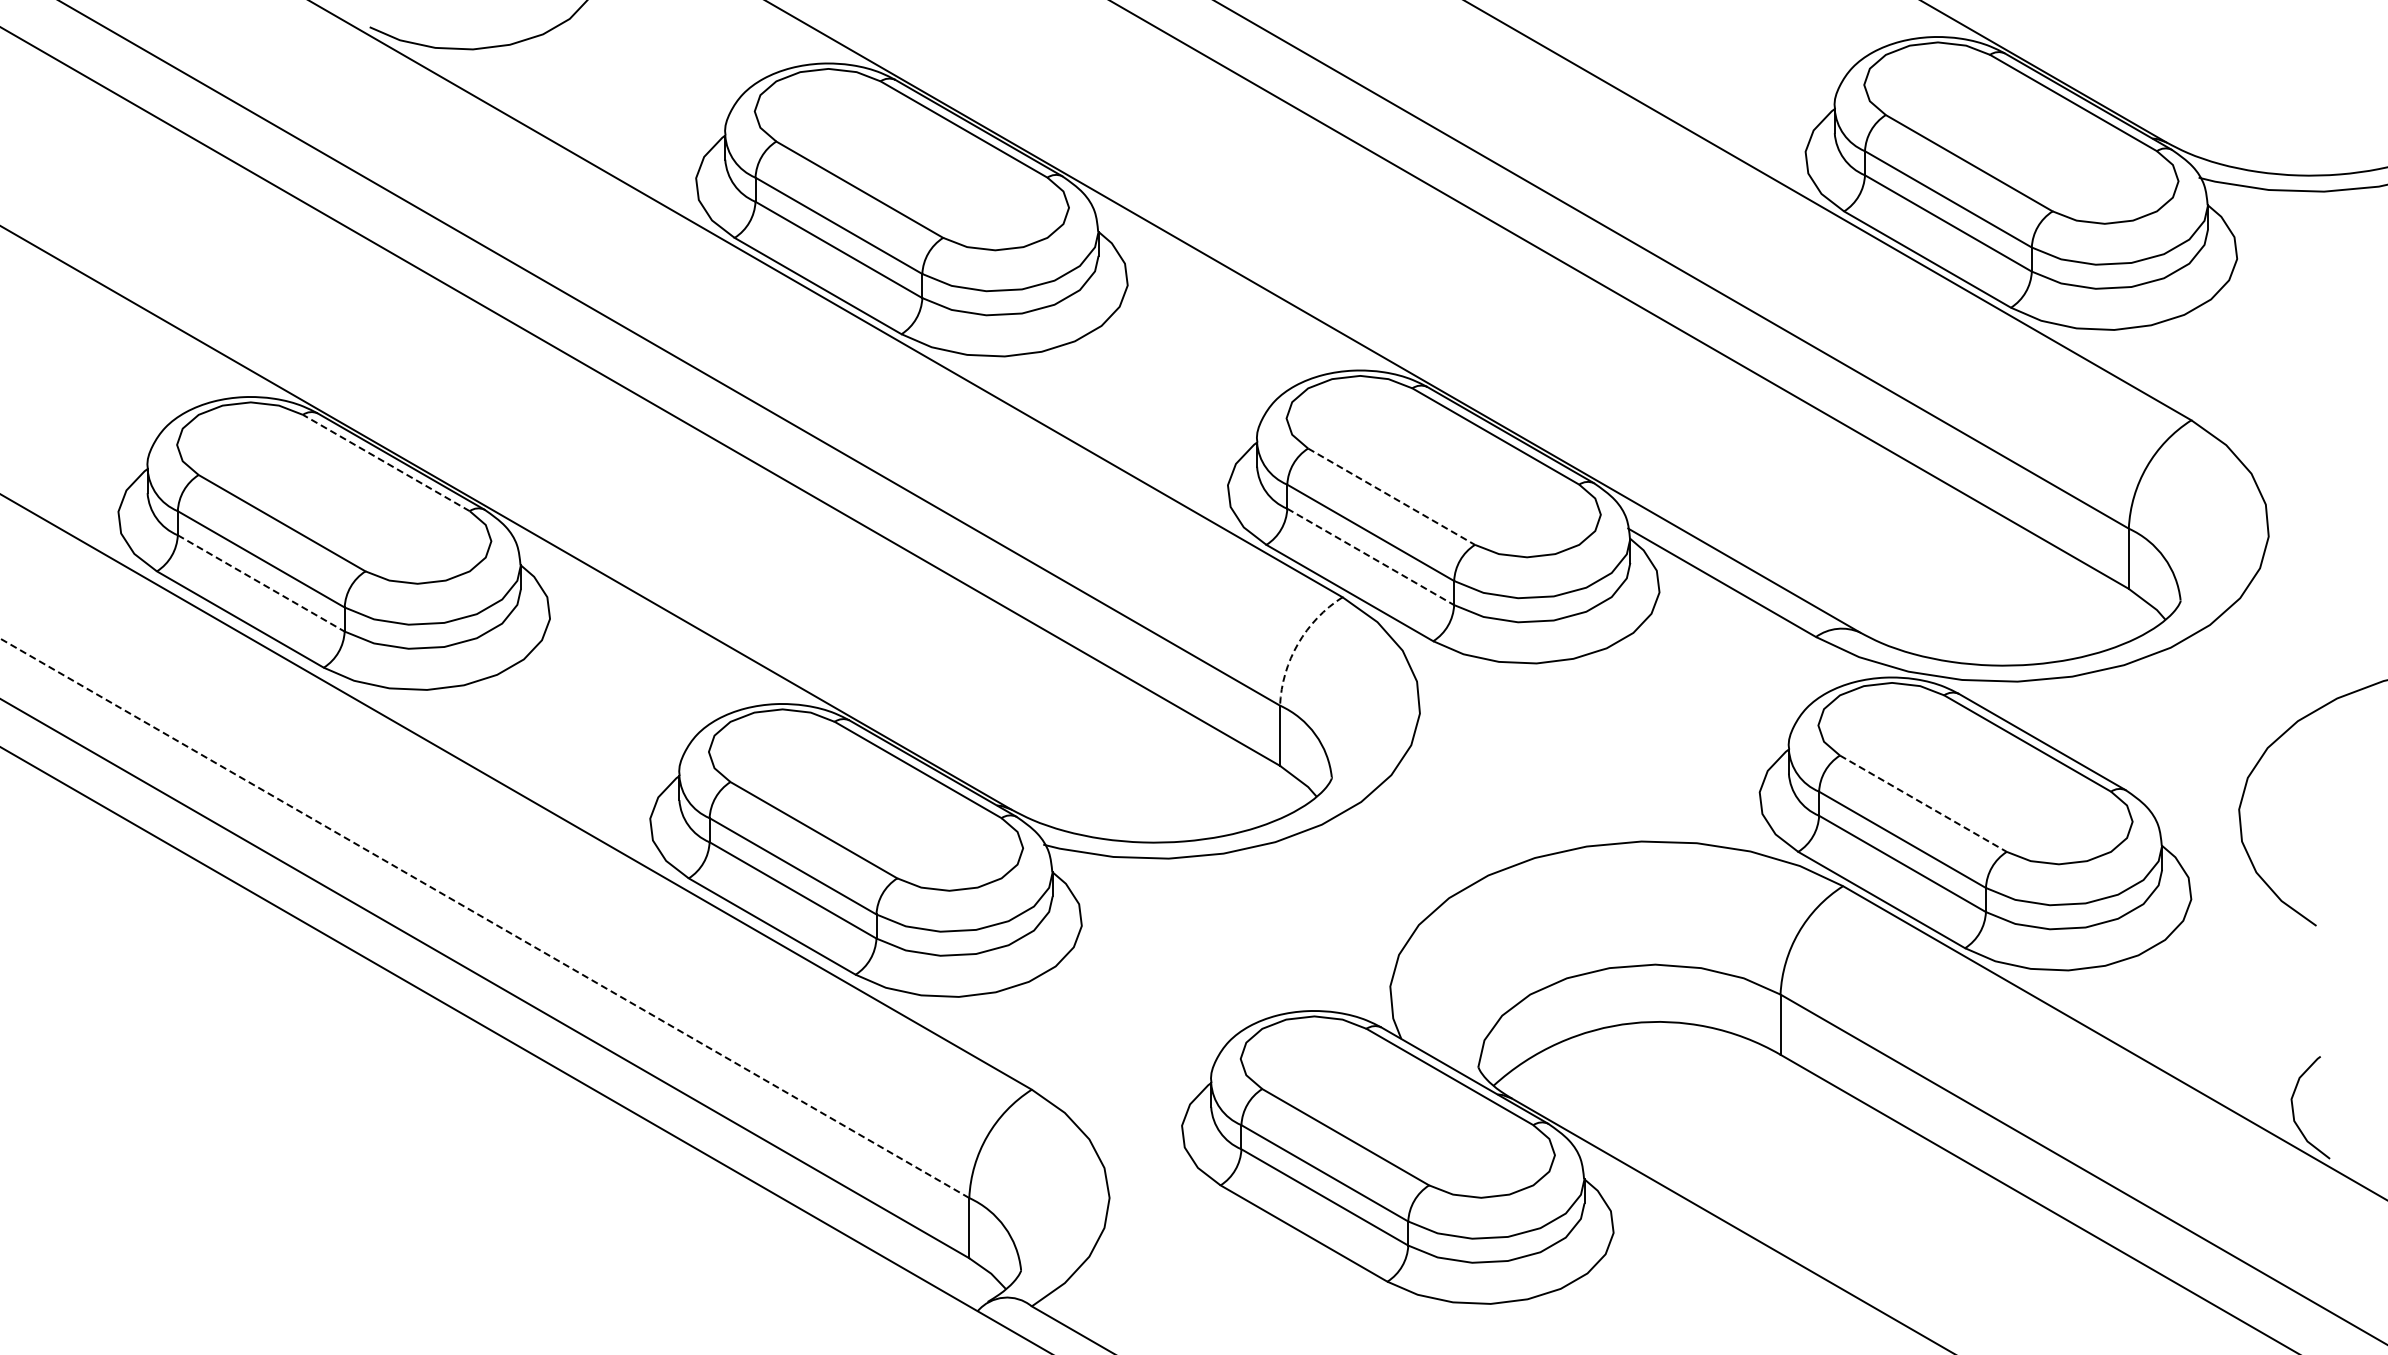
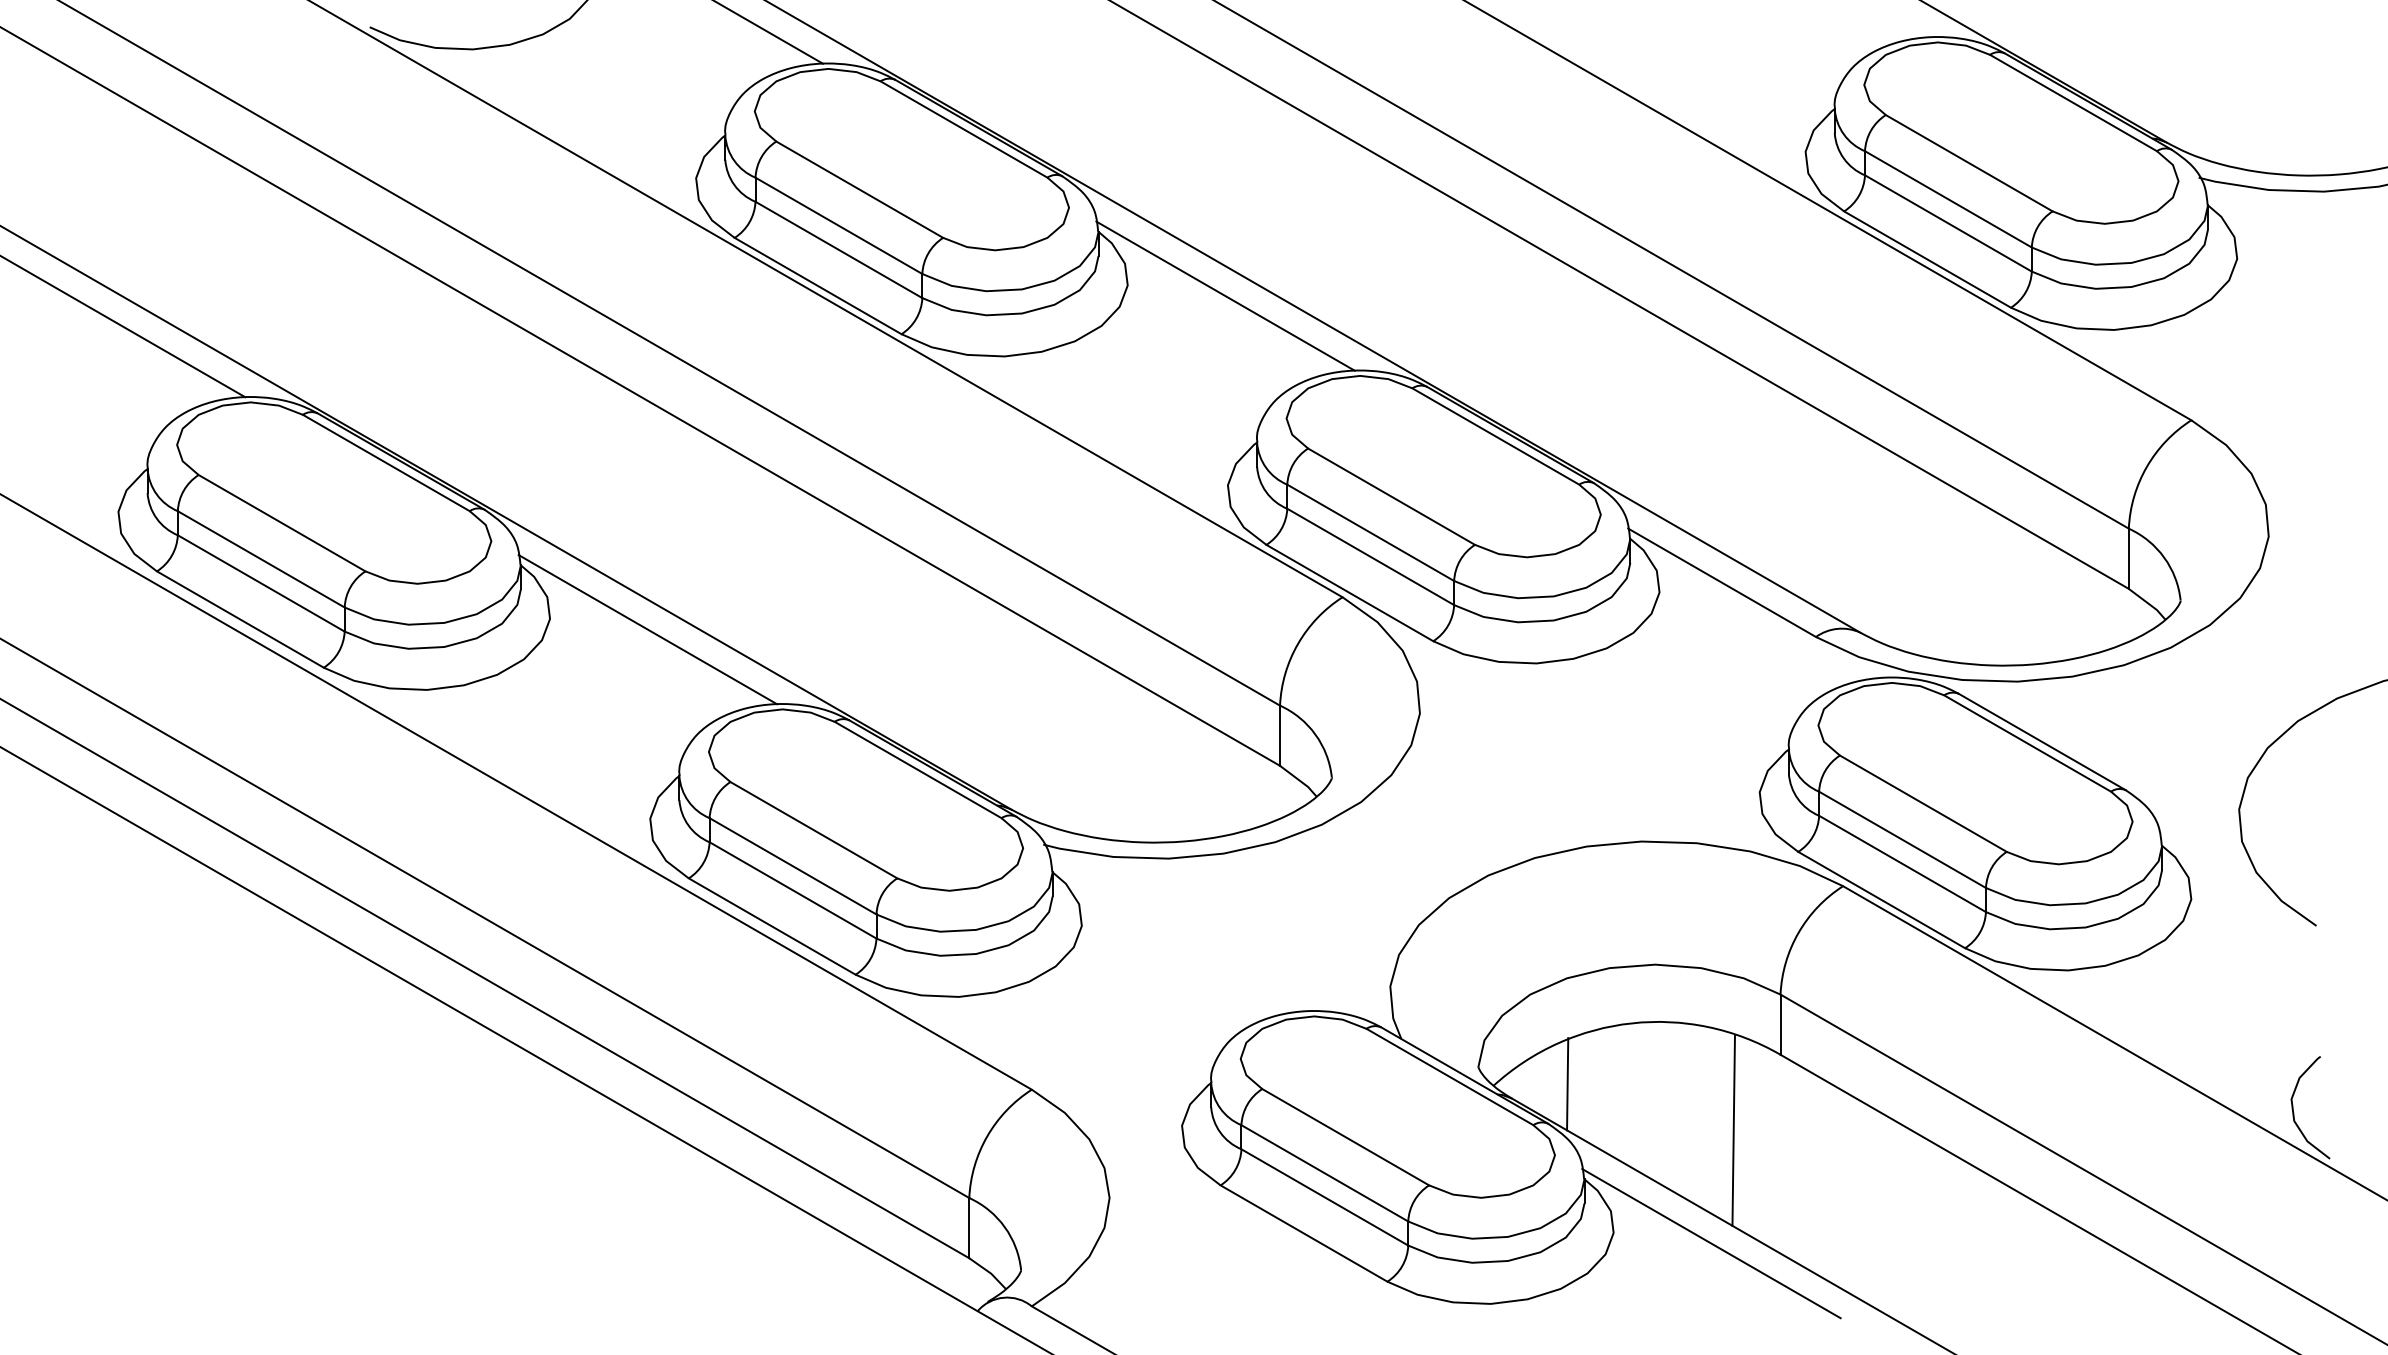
line: none -> present (769, 32)
line: none -> present (1225, 295)
line: none -> present (123, 327)
line: dashed -> solid (385, 462)
line: dashed -> solid (1392, 496)
line: dashed -> solid (1371, 557)
line: dashed -> solid (261, 583)
line: none -> present (647, 629)
arc: dashed -> solid (1298, 643)
line: dashed -> solid (1923, 803)
line: dashed -> solid (484, 918)
line: none -> present (1567, 1084)
line: none -> present (1733, 1130)
line: none -> present (1711, 1243)
